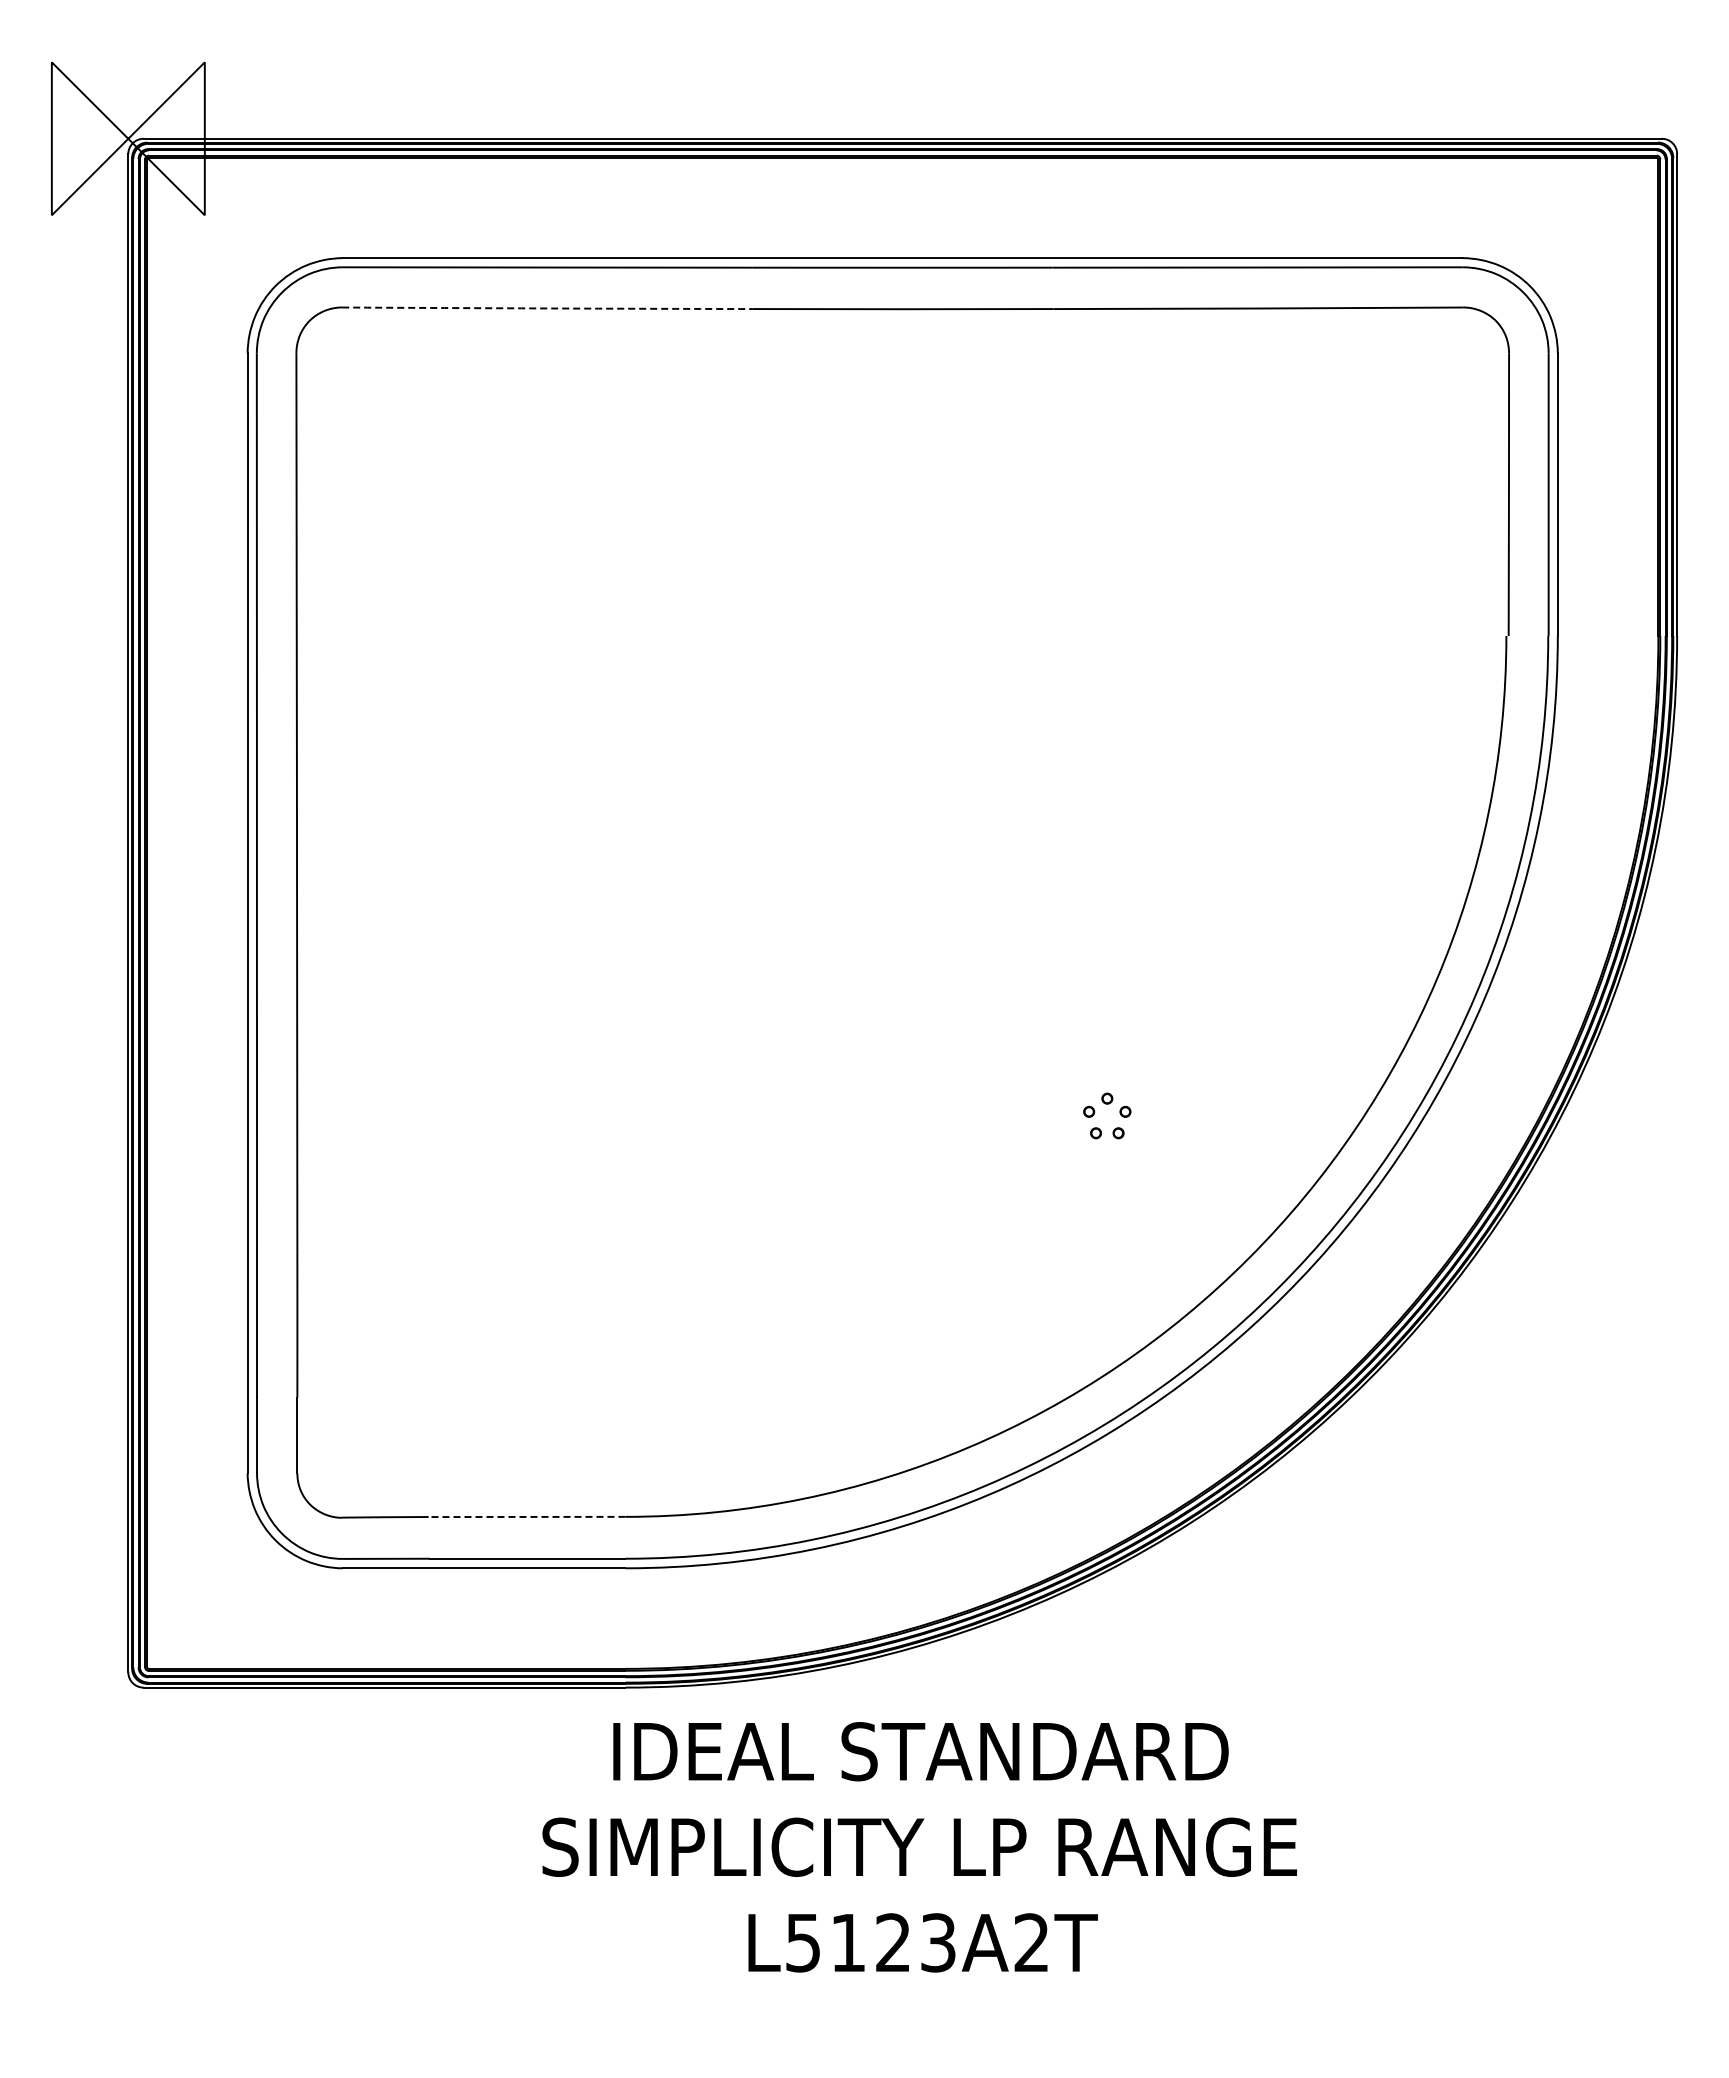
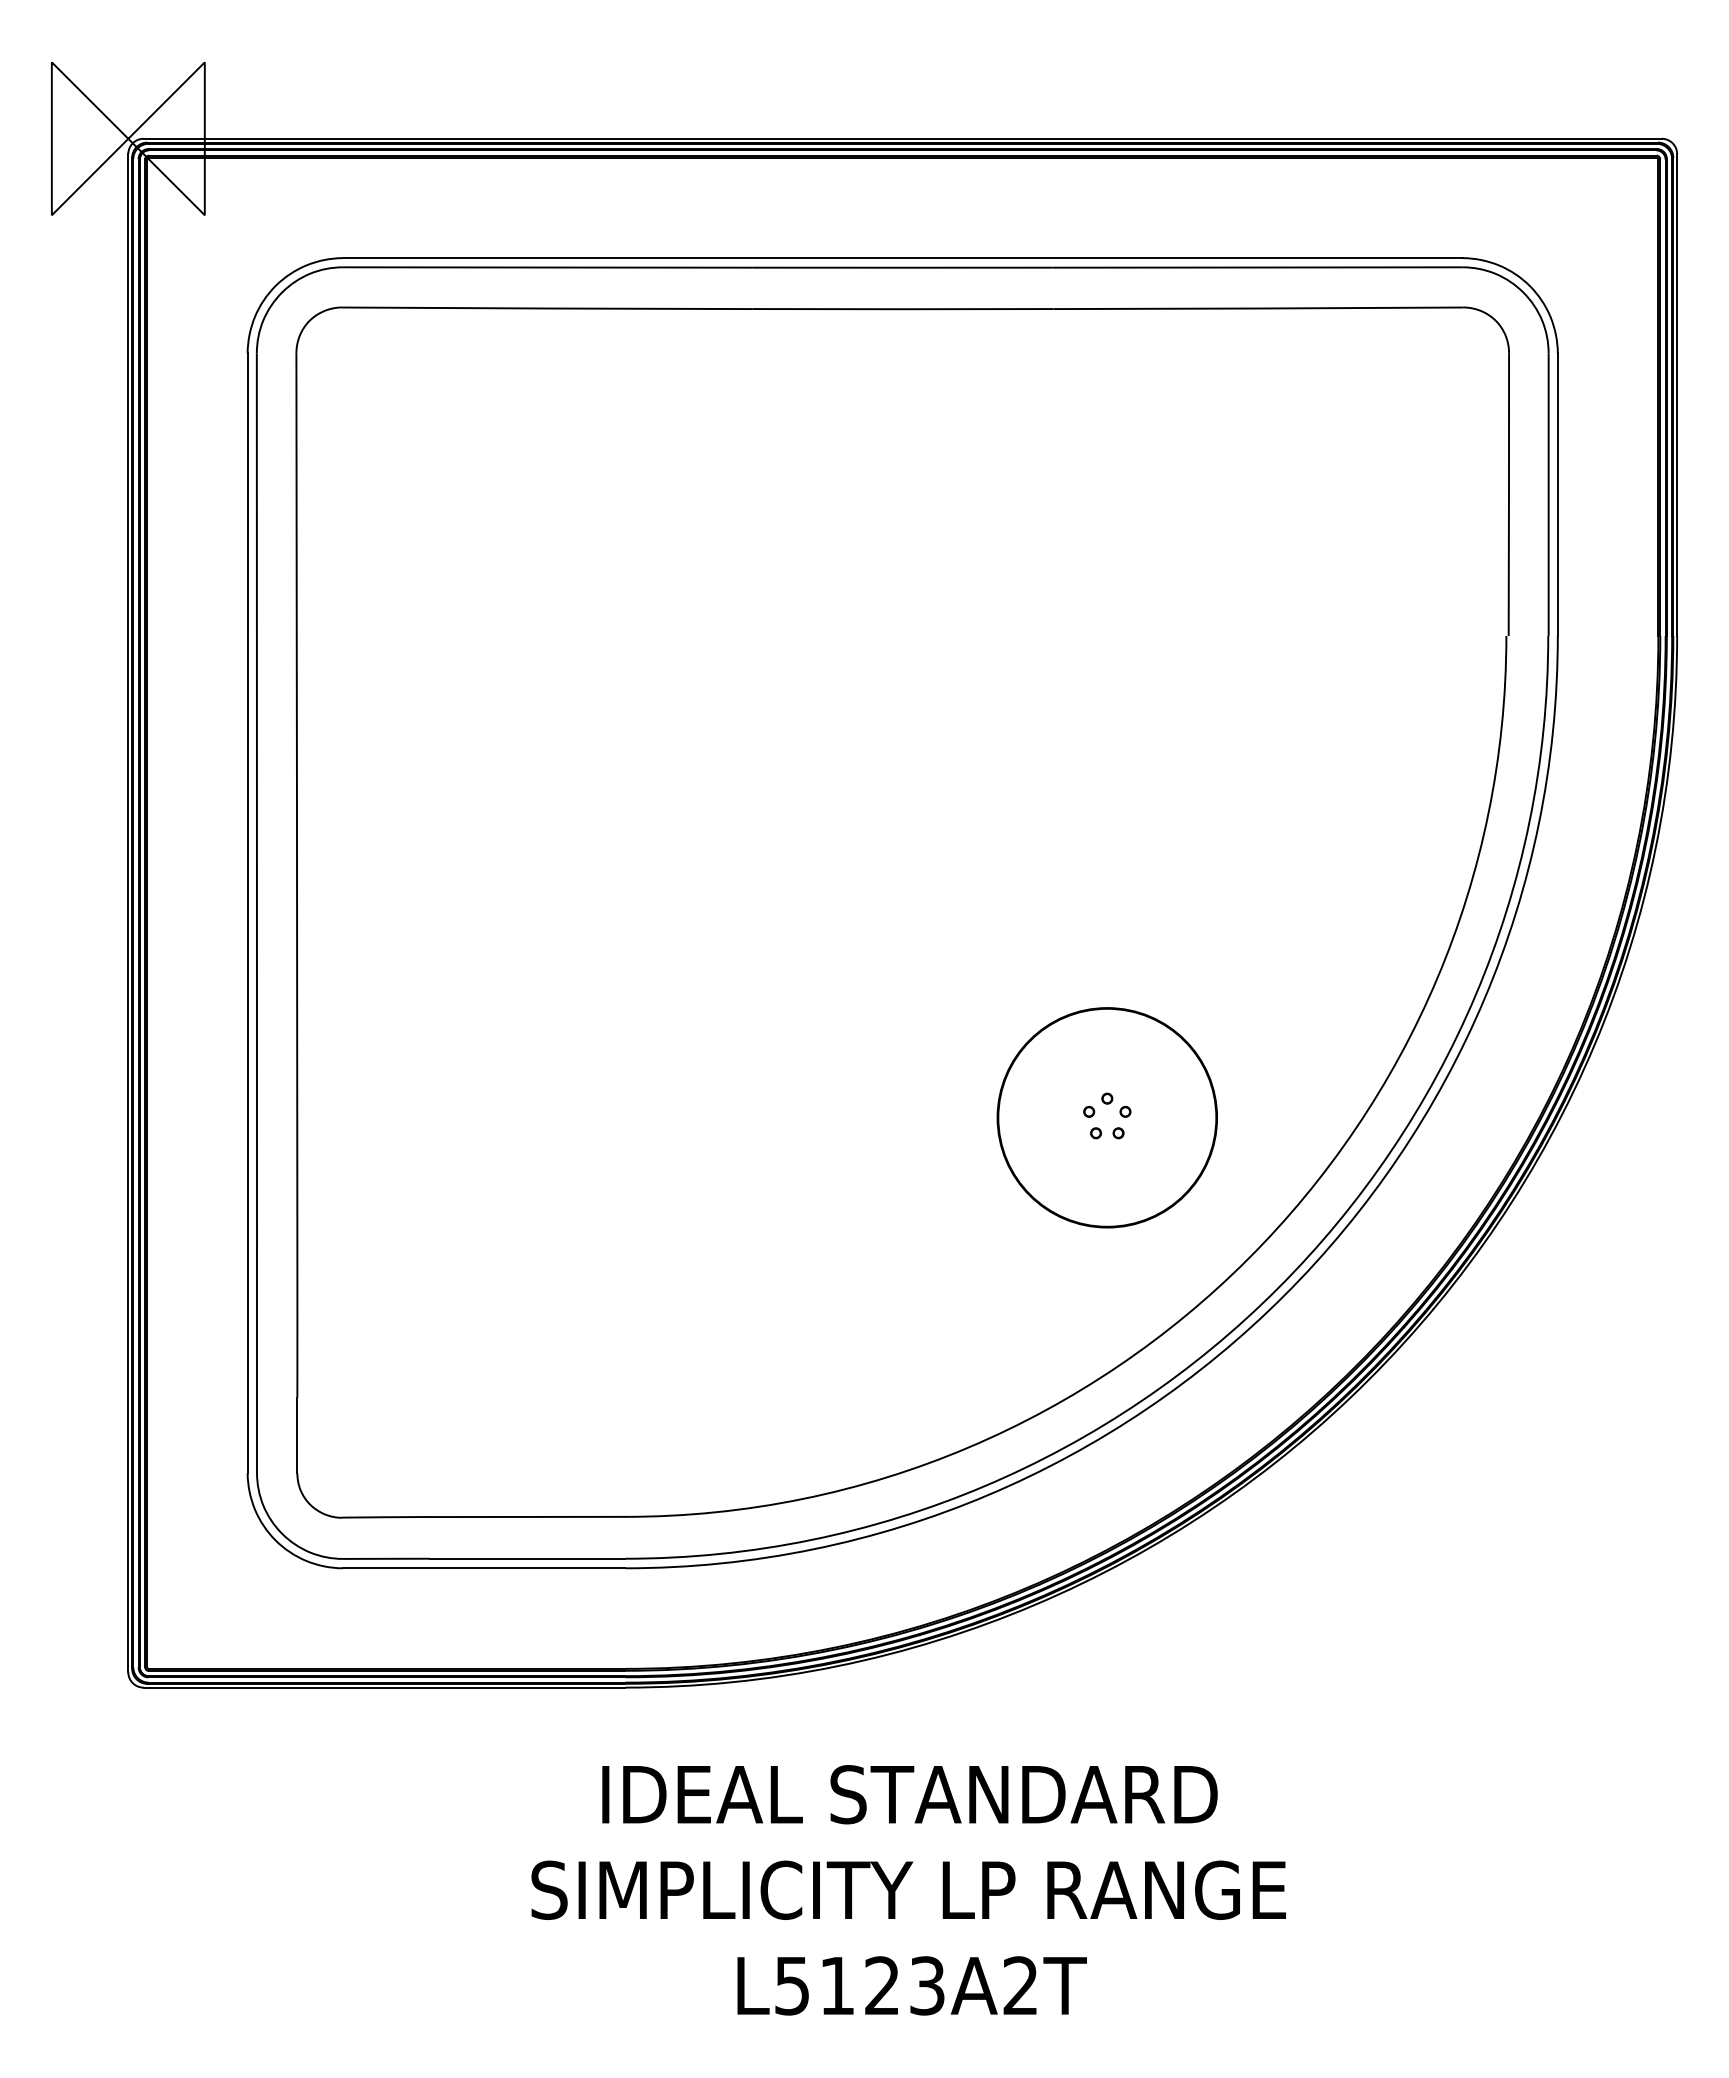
arc: dashed -> solid (547, 308)
circle: none -> present (1106, 1117)
line: dashed -> solid (526, 1516)
text position: (919, 1847) -> (908, 1890) (908, 1890)
